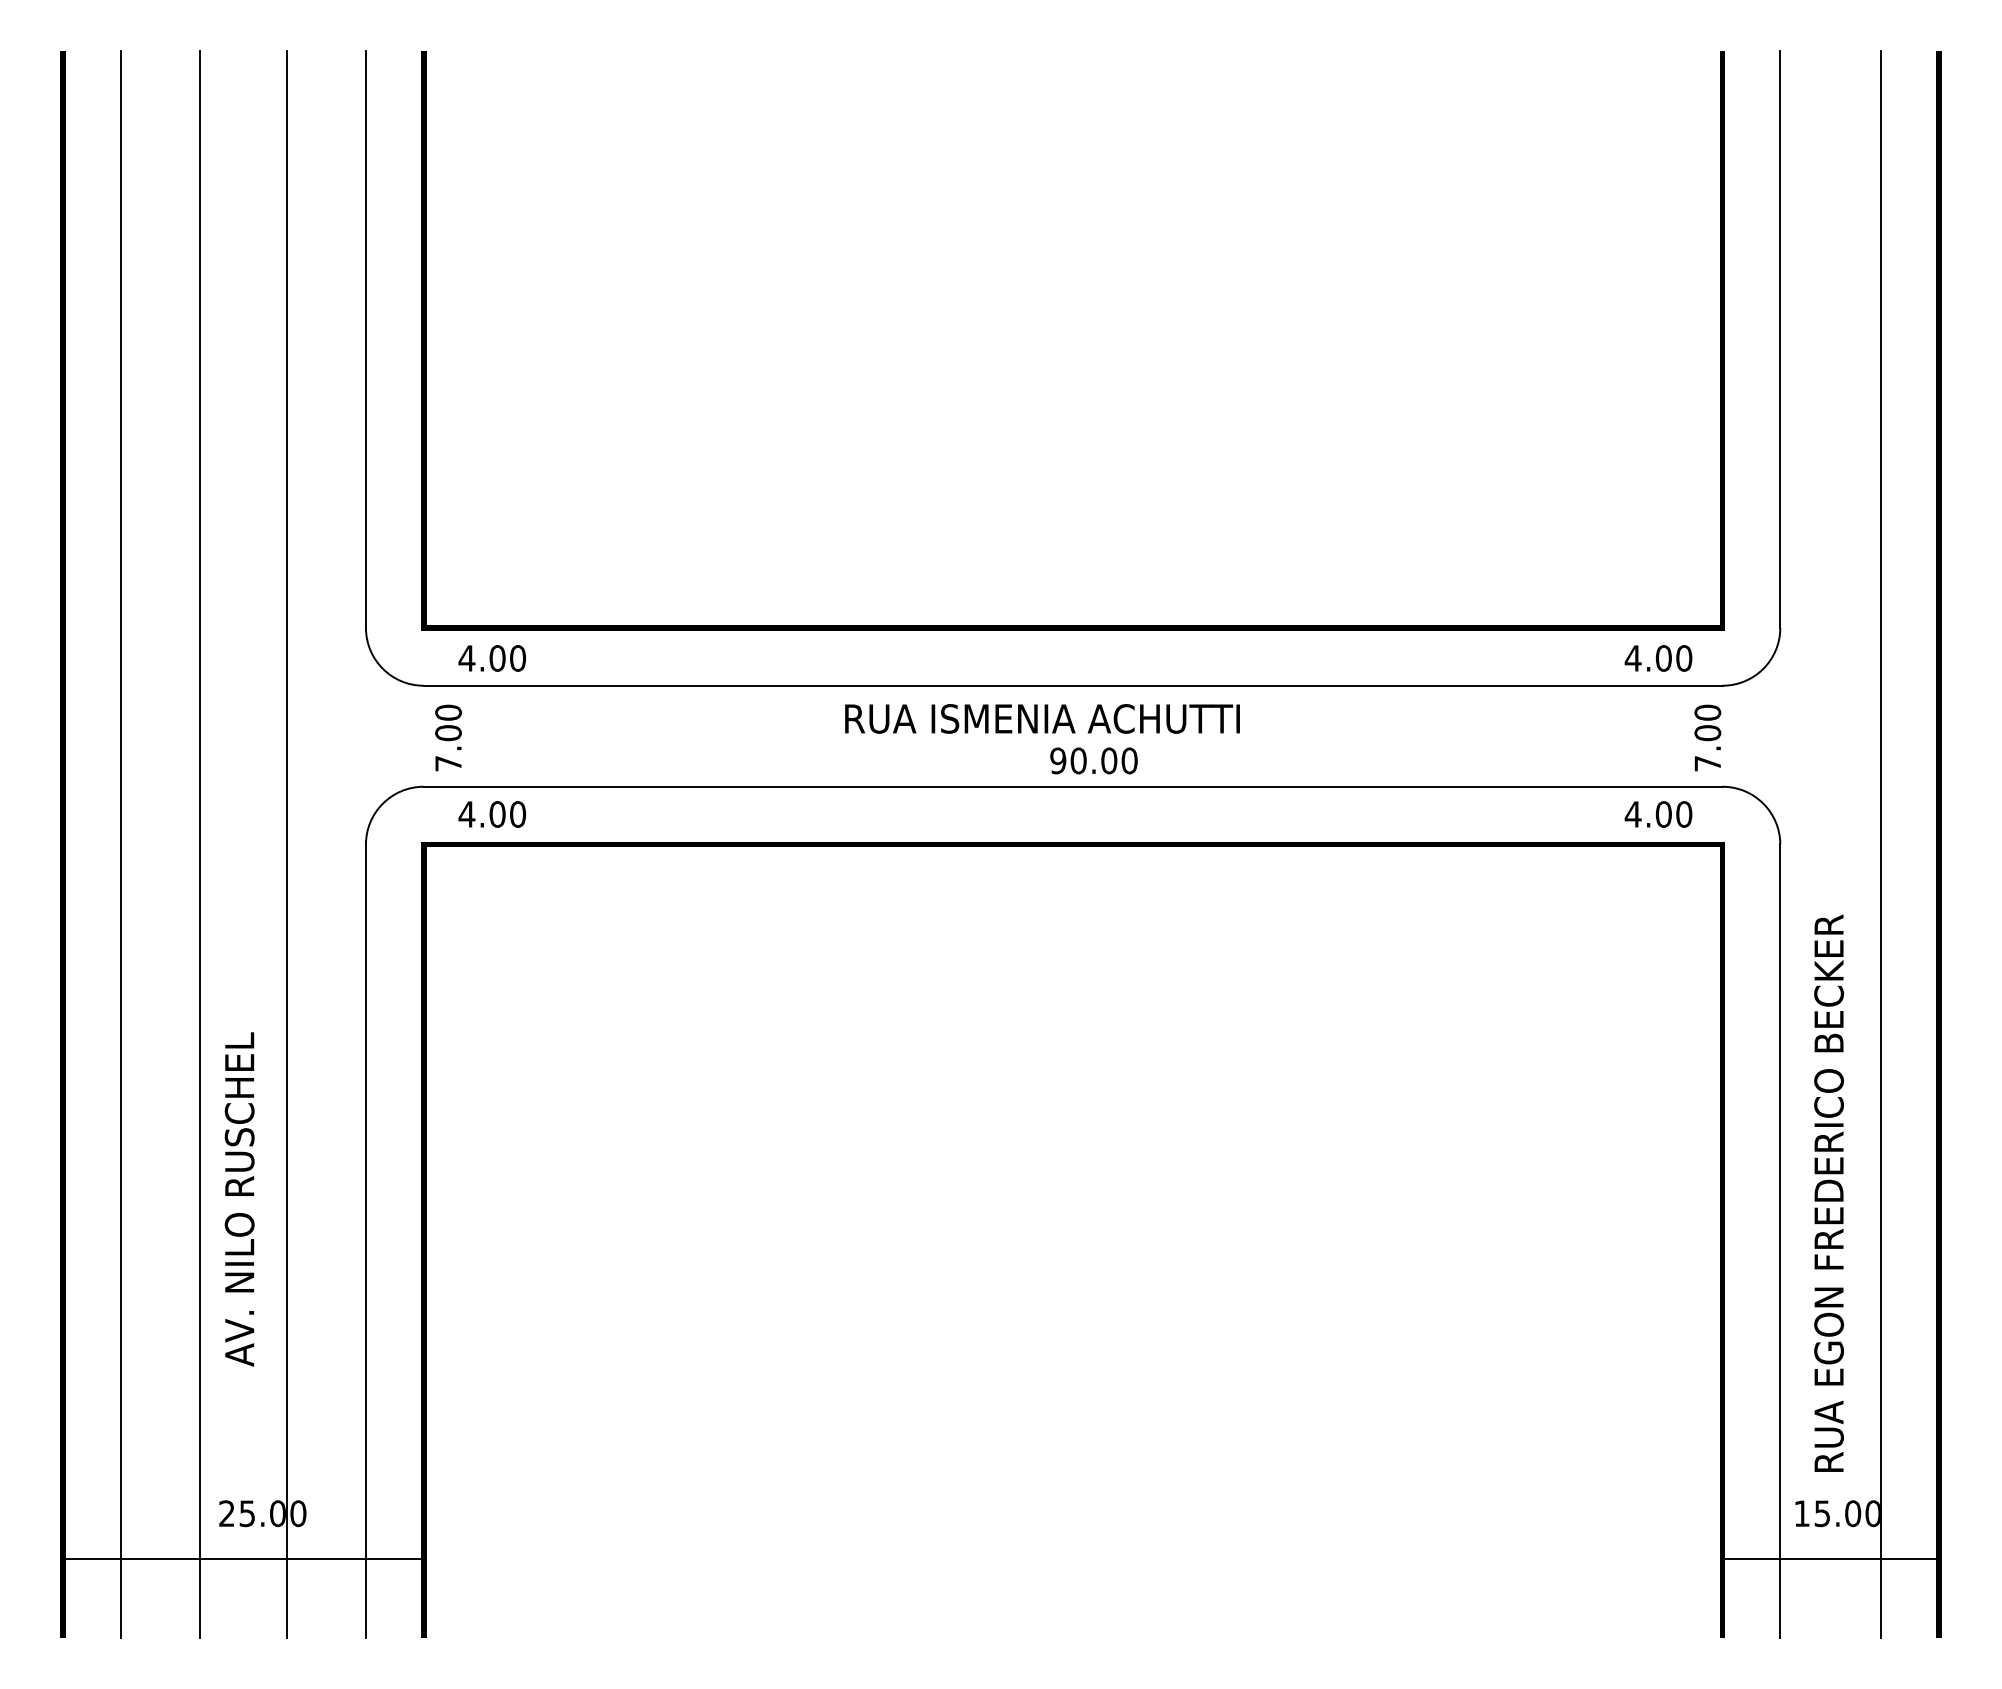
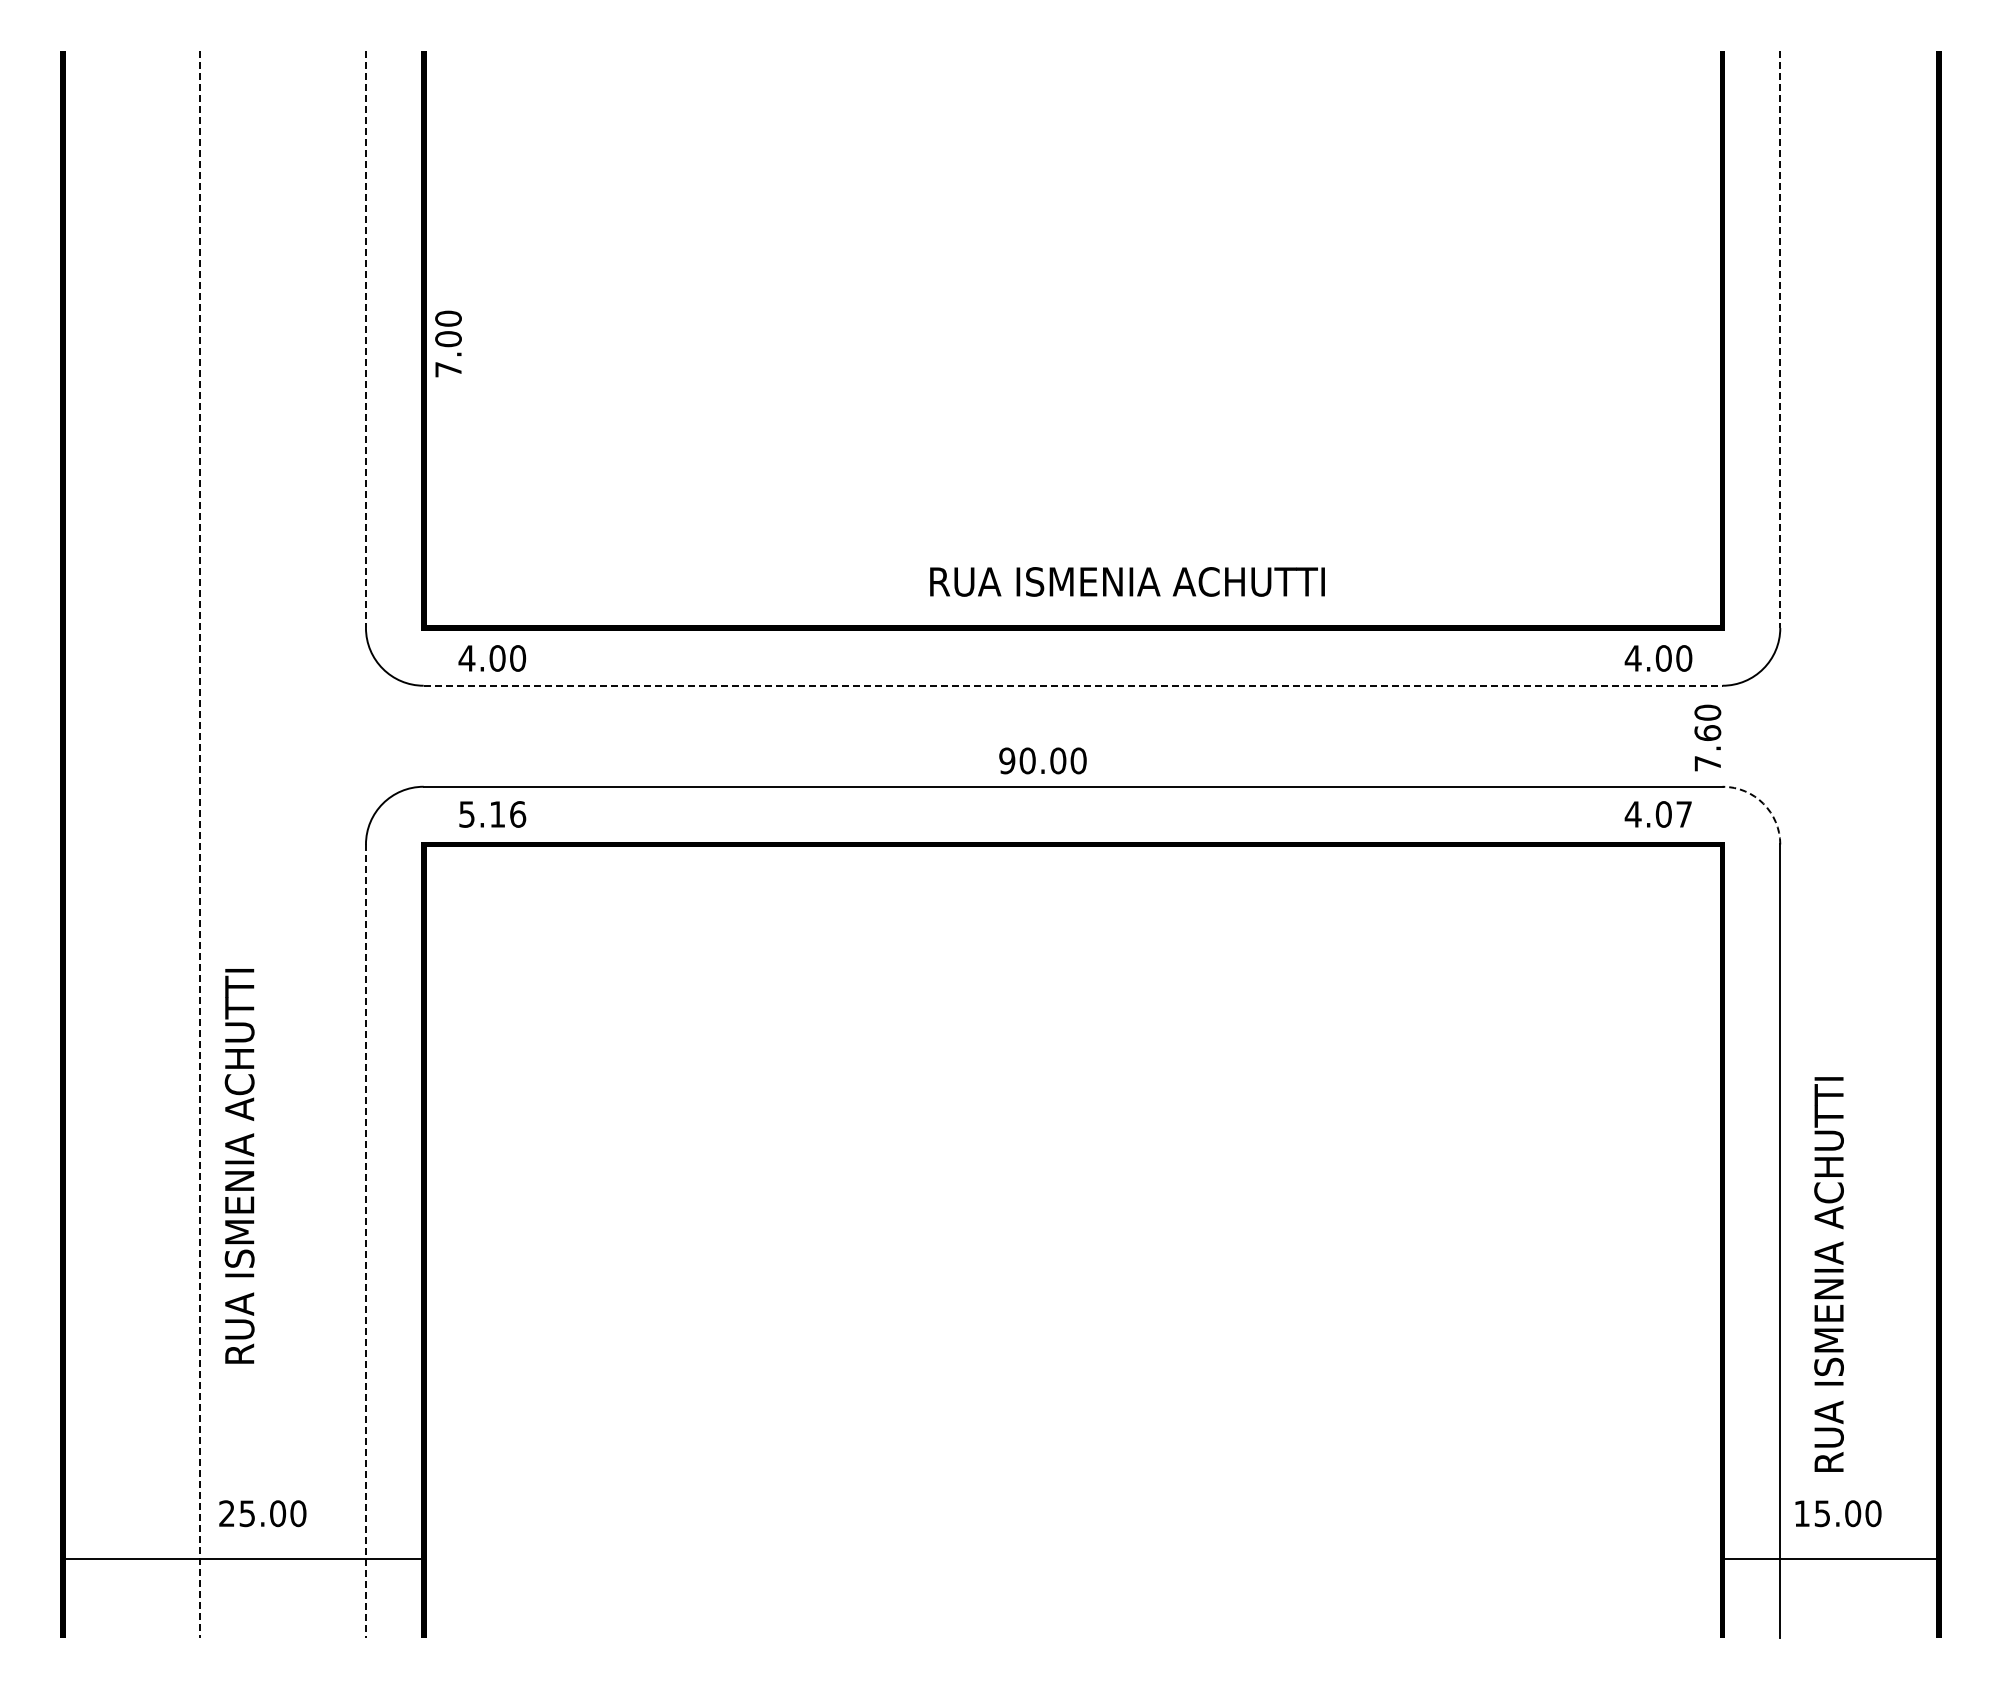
line: solid -> dashed (365, 339)
line: solid -> dashed (1780, 339)
line: solid -> dashed (1073, 685)
text position: (1042, 718) -> (1127, 581) (1127, 581)
text: 7.00 -> 7.60 (1707, 733)
text position: (448, 737) -> (448, 343) (448, 343)
text position: (1093, 760) -> (1042, 760) (1042, 760)
arc: solid -> dashed (1763, 803)
text: 4.00 -> 5.16 (492, 814)
text: 4.00 -> 4.07 (1684, 814)
line: present -> none (120, 844)
line: solid -> dashed (200, 844)
line: present -> none (286, 844)
line: present -> none (1881, 844)
text: RUA EGON FREDERICO BECKER -> RUA ISMENIA ACHUTTI (1828, 1147)
text: AV. NILO RUSCHEL -> RUA ISMENIA ACHUTTI (239, 1167)
line: solid -> dashed (365, 1241)
